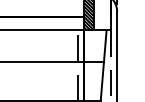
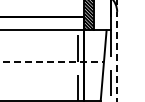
line: solid -> dashed (117, 56)
line: solid -> dashed (52, 61)
